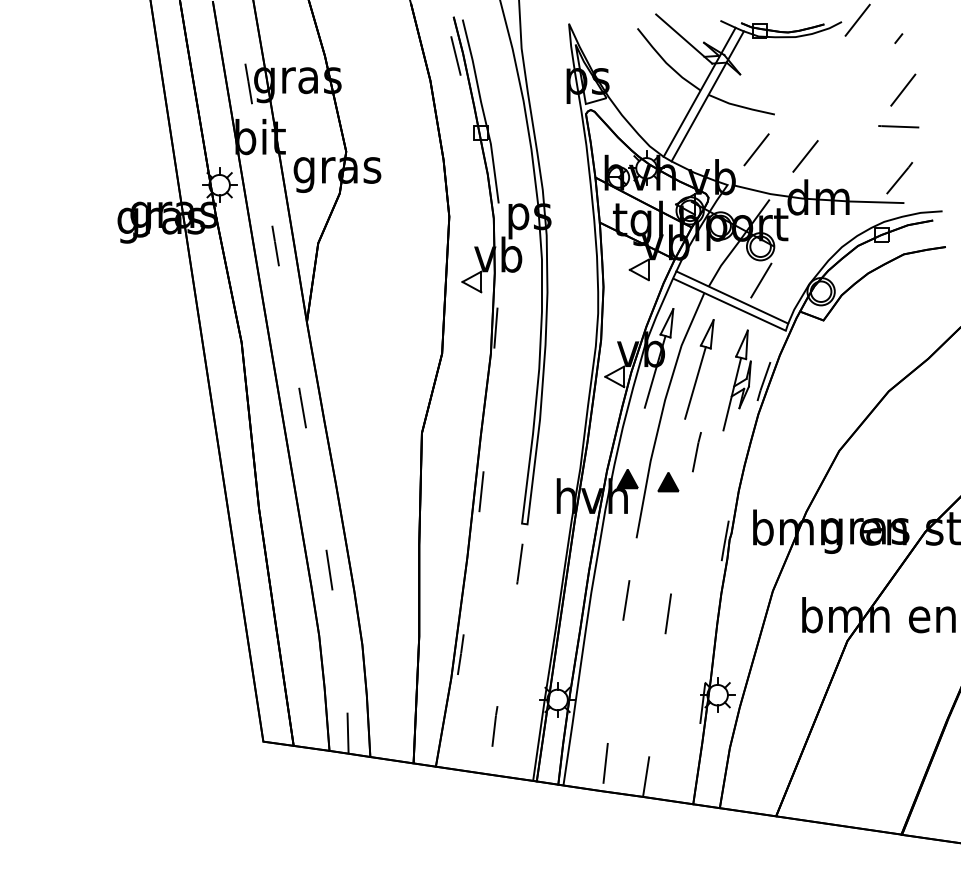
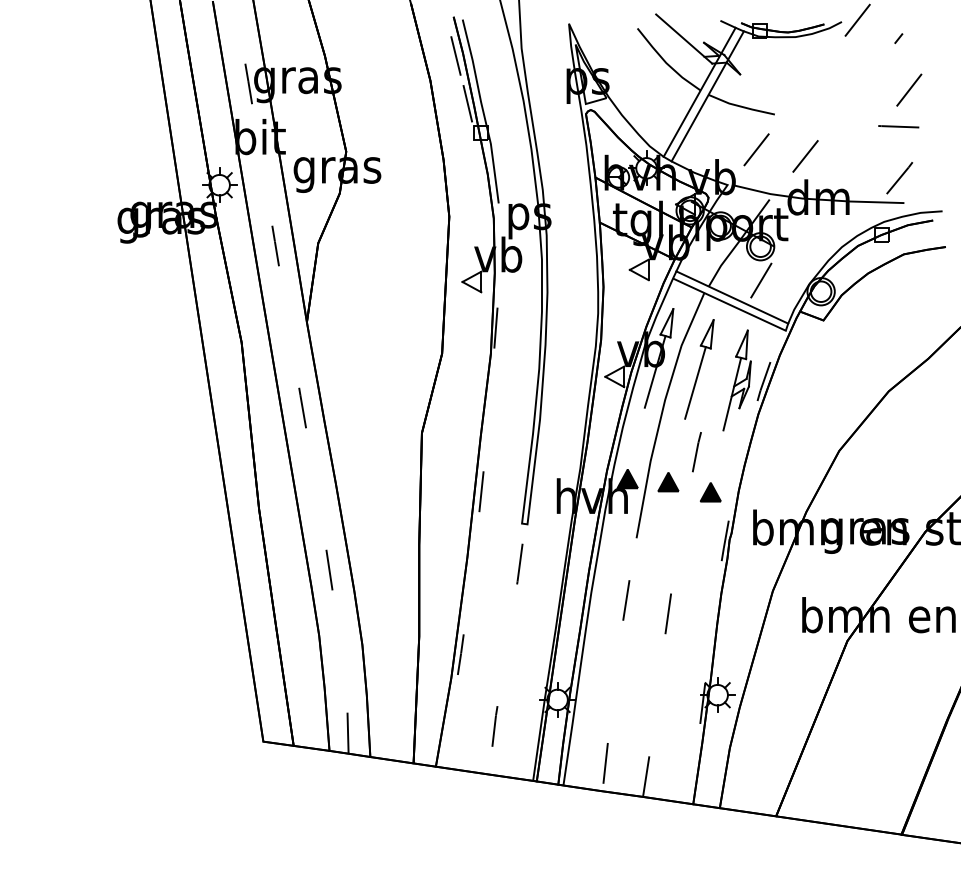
line position: (903, 89) -> (909, 89) (909, 89)
line: none -> present (467, 103)
part: none -> present (710, 492)
